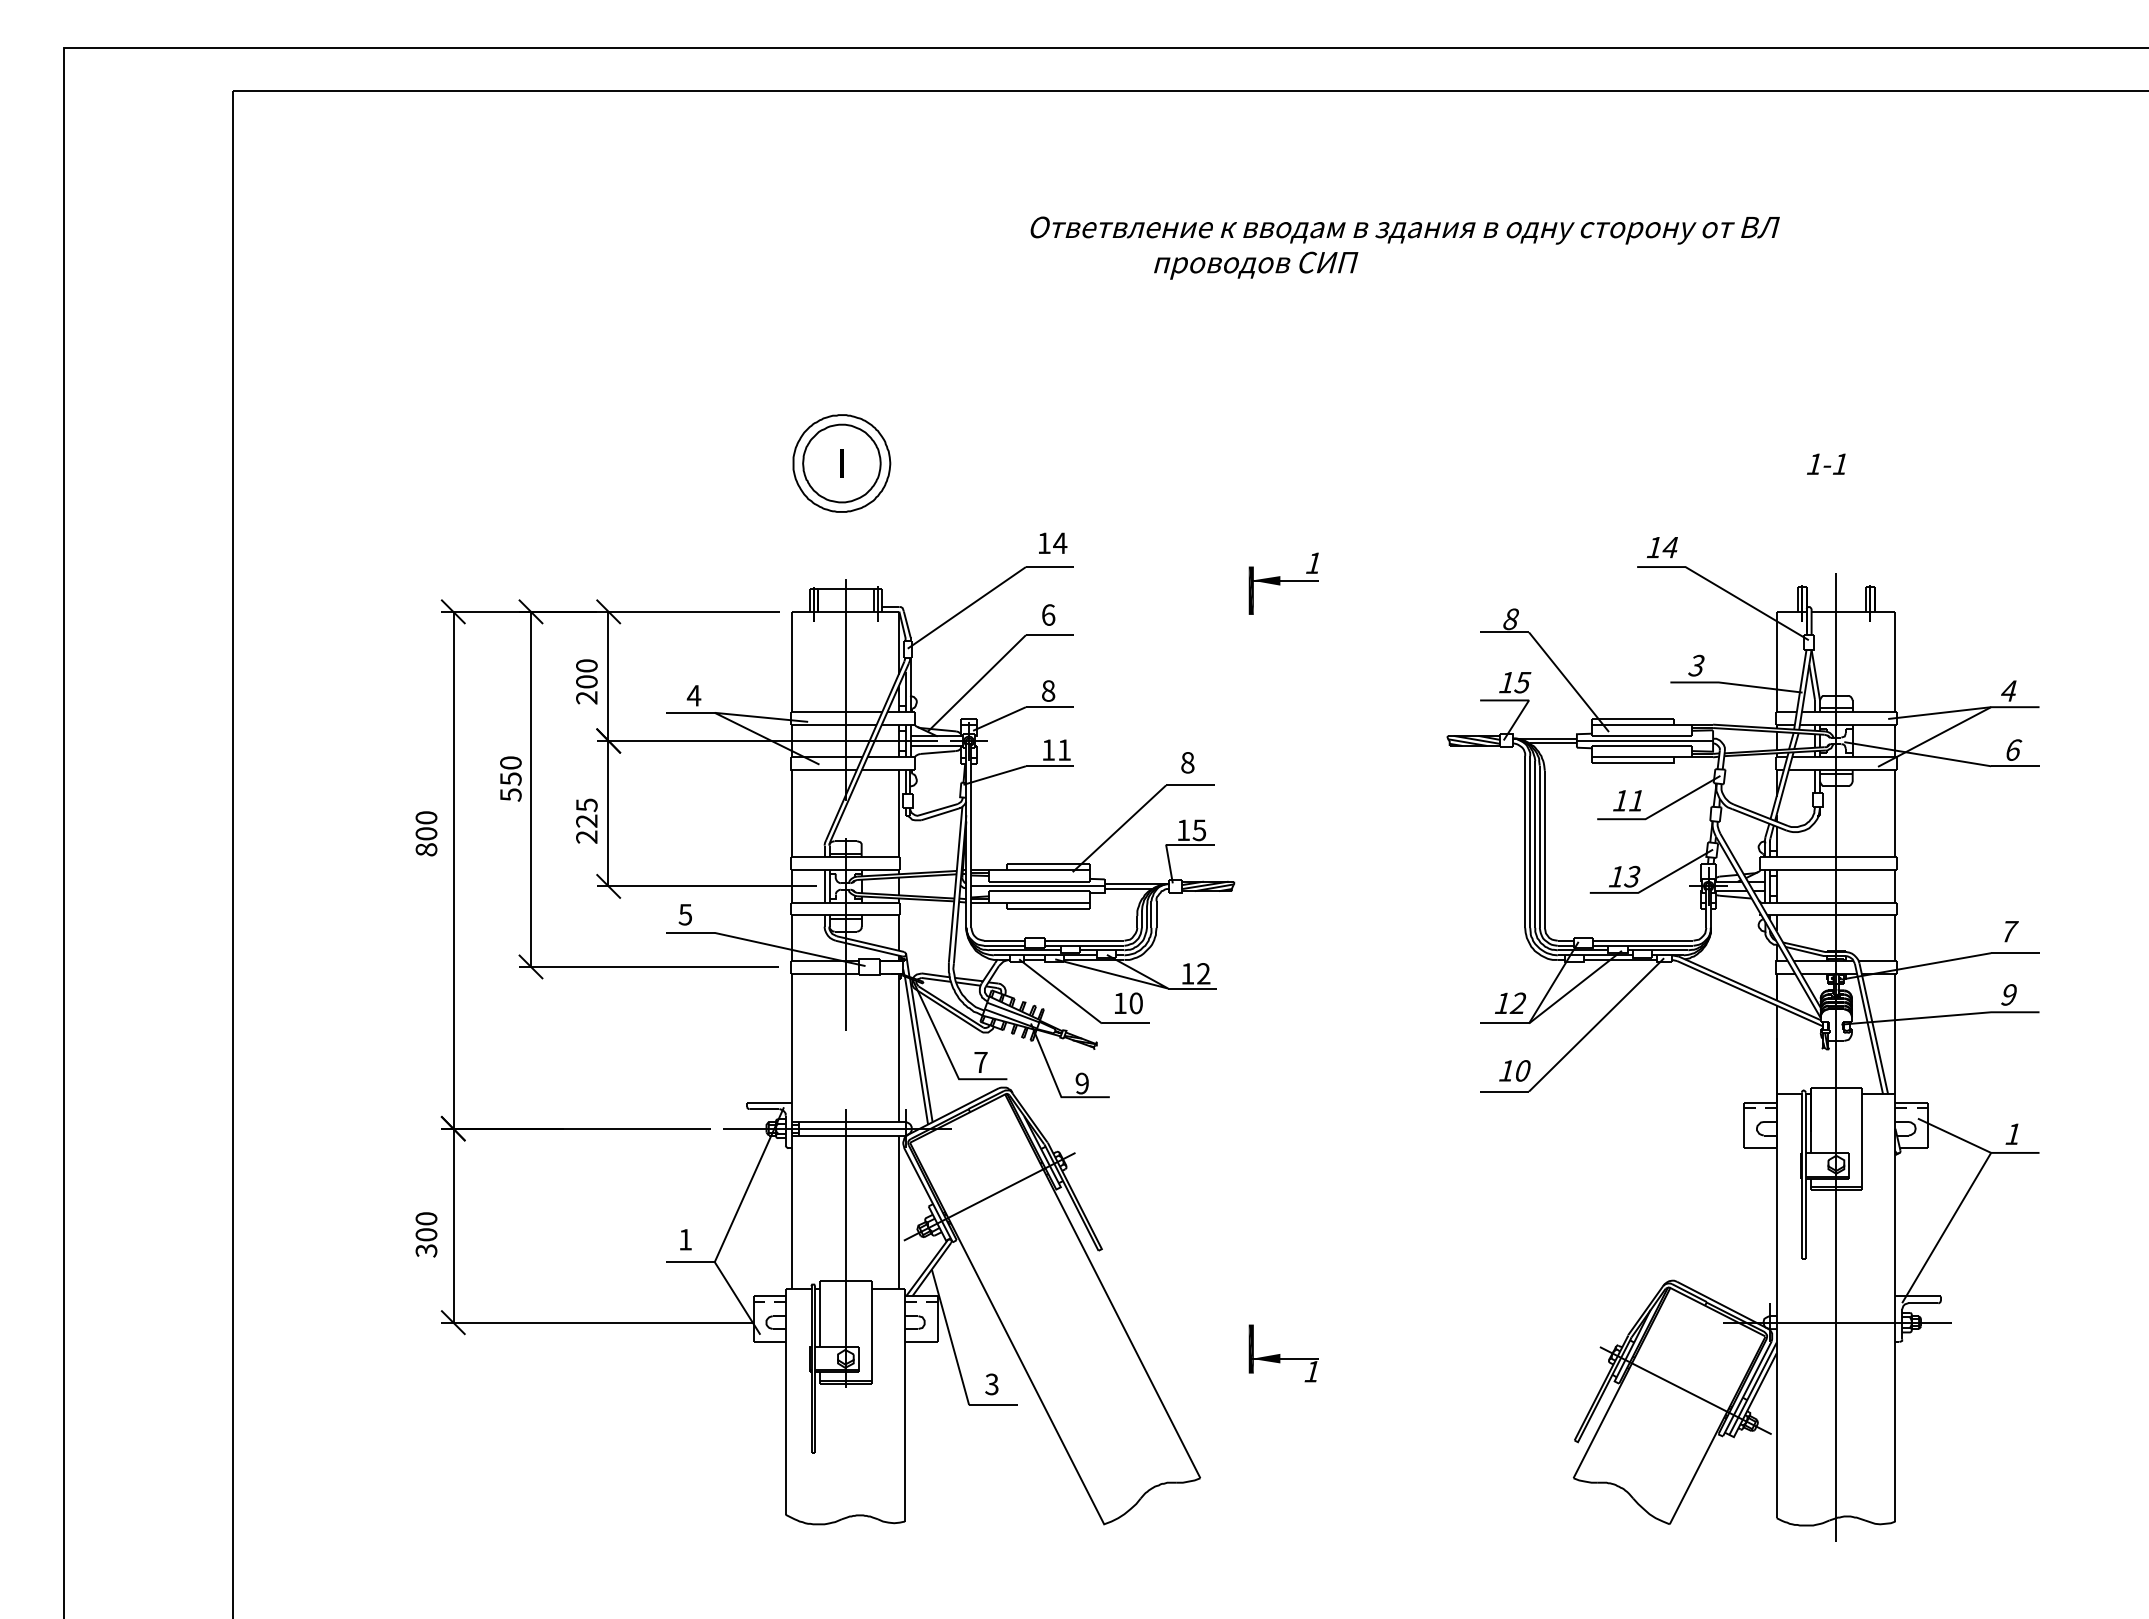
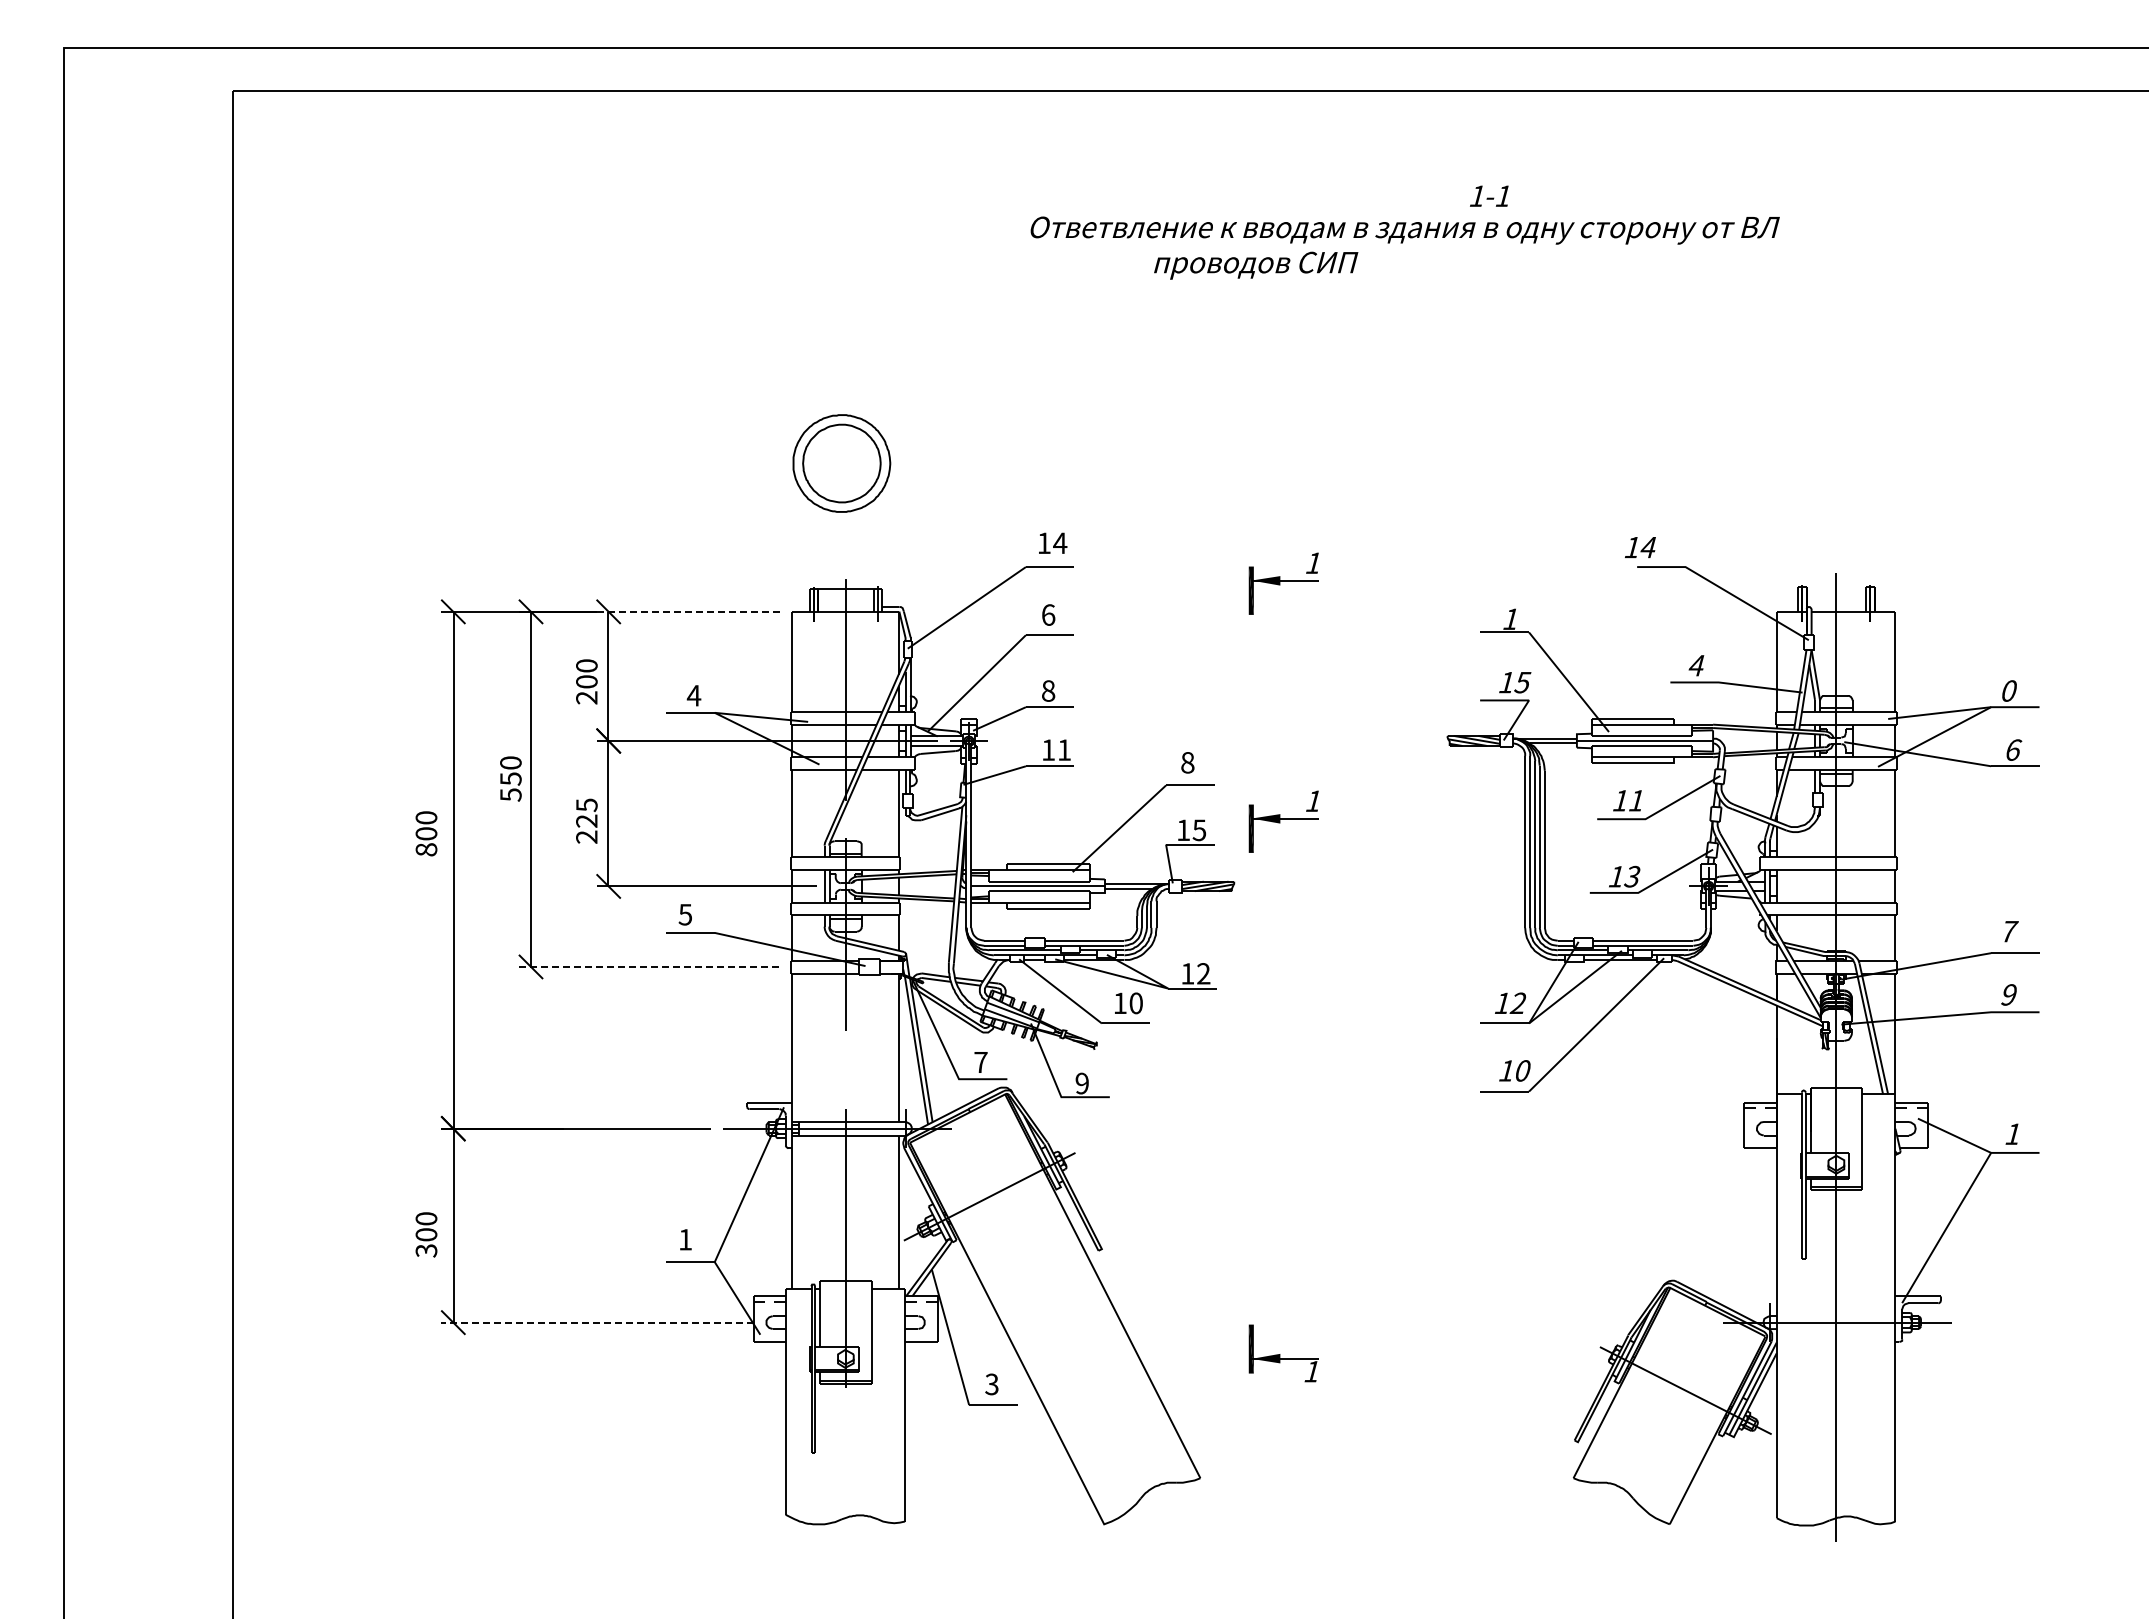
fill: present -> none (841, 463)
text position: (1826, 463) -> (1489, 195) (1489, 195)
text position: (1662, 547) -> (1640, 547) (1640, 547)
line: solid -> dashed (688, 611)
text: 8 -> 1 (1510, 619)
text: 3 -> 4 (1696, 665)
text: 4 -> 0 (2008, 690)
part: none -> present (1283, 821)
line: solid -> dashed (648, 967)
line: solid -> dashed (597, 1322)
